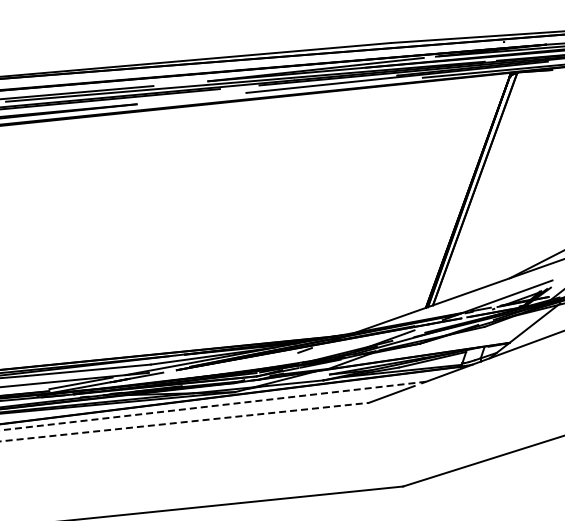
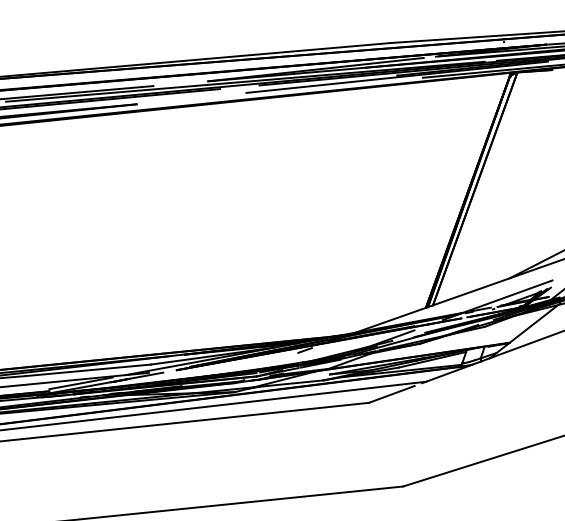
line: dashed -> solid (212, 406)
line: dashed -> solid (185, 422)
